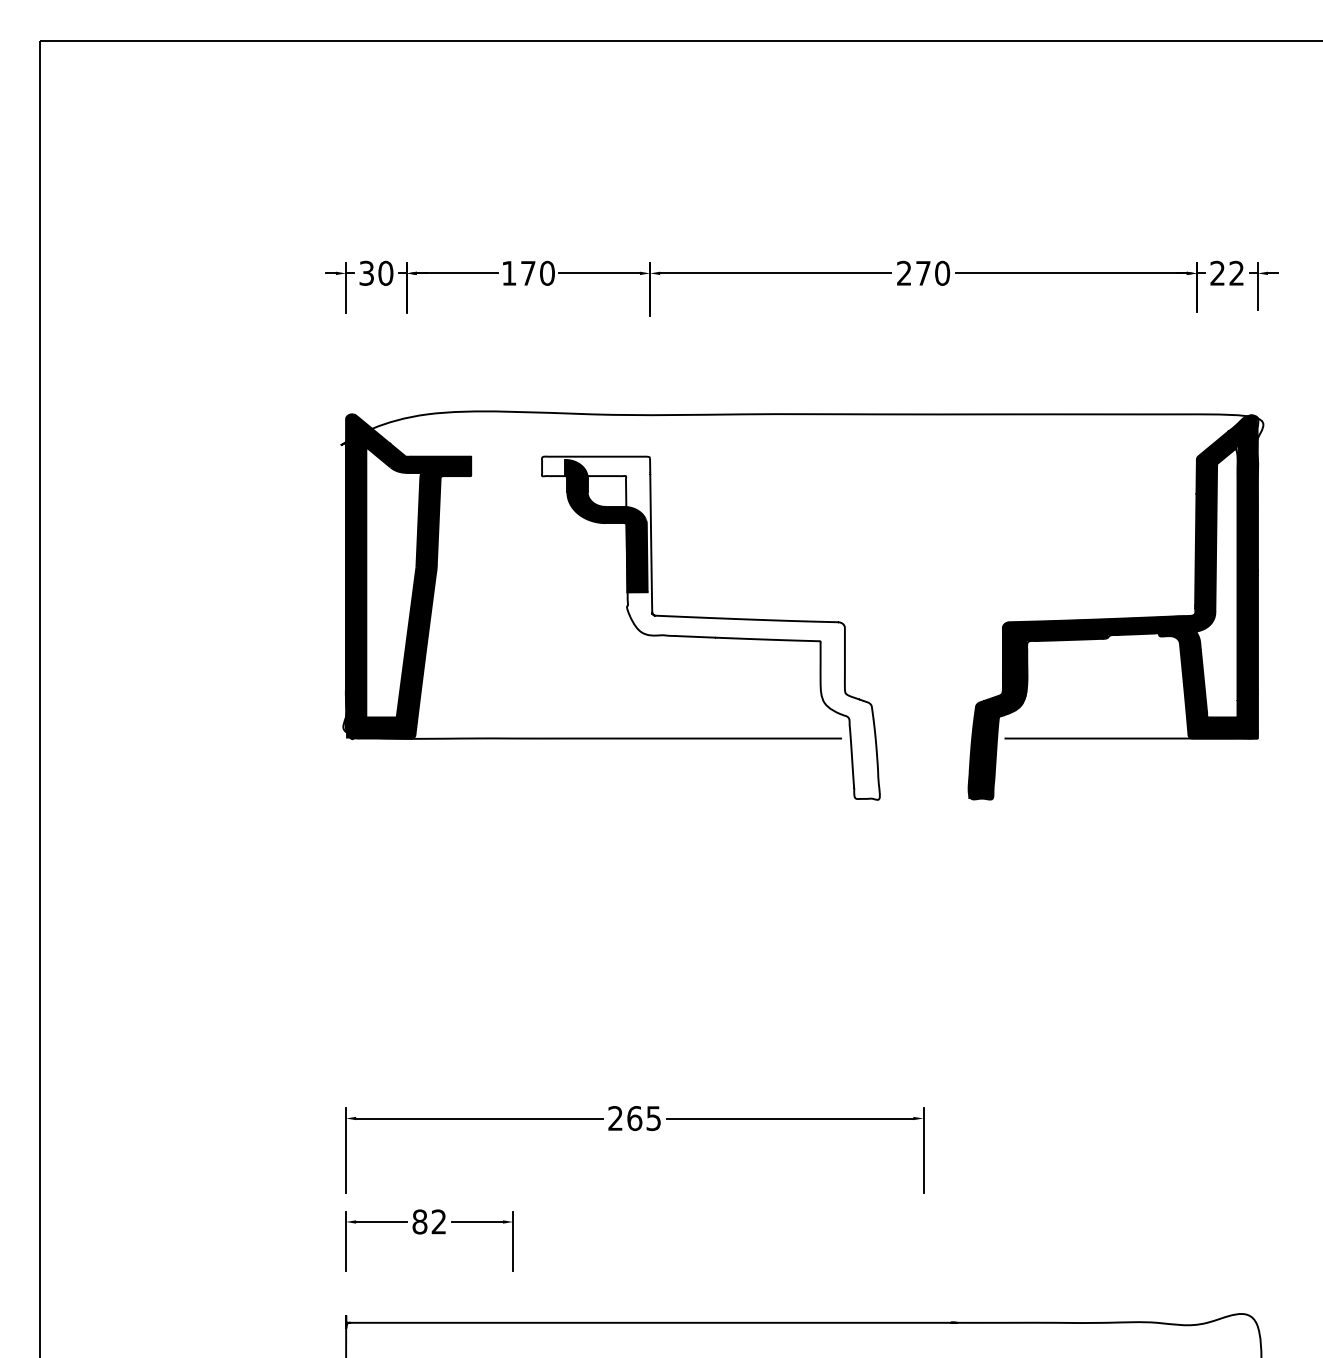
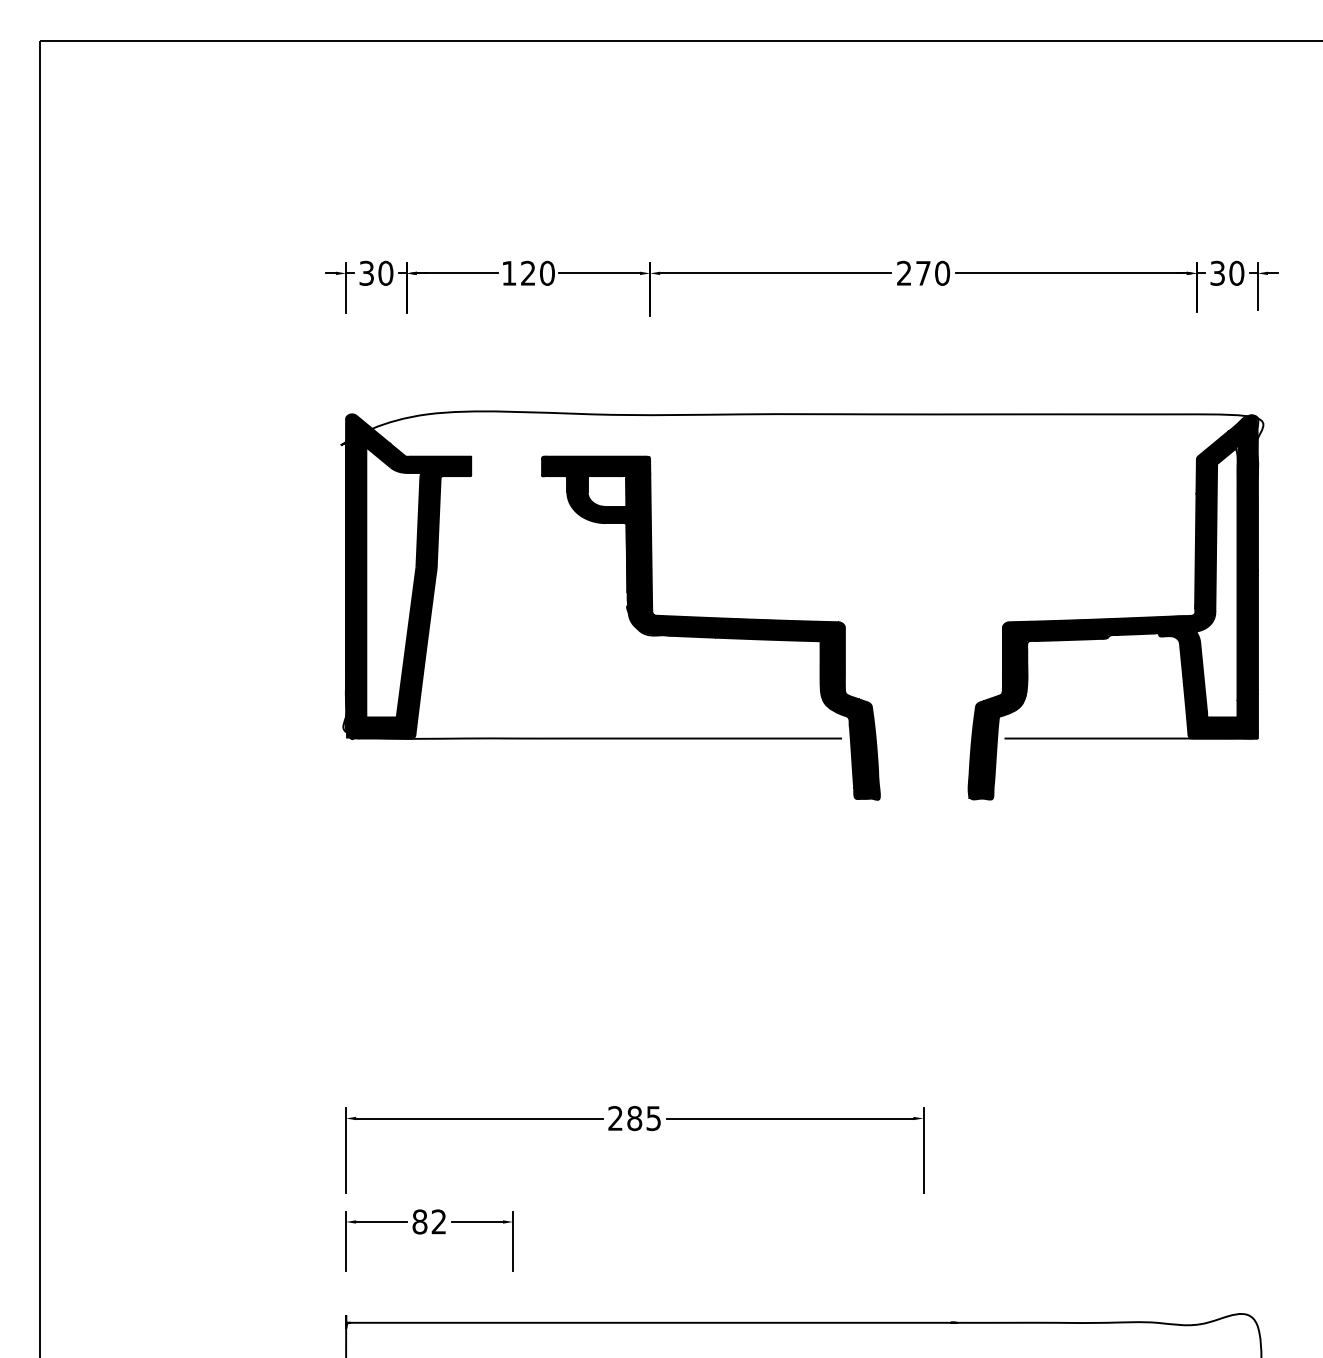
text: 170 -> 120 (528, 272)
text: 22 -> 30 (1227, 272)
fill: none -> present (710, 627)
text: 265 -> 285 (634, 1118)
